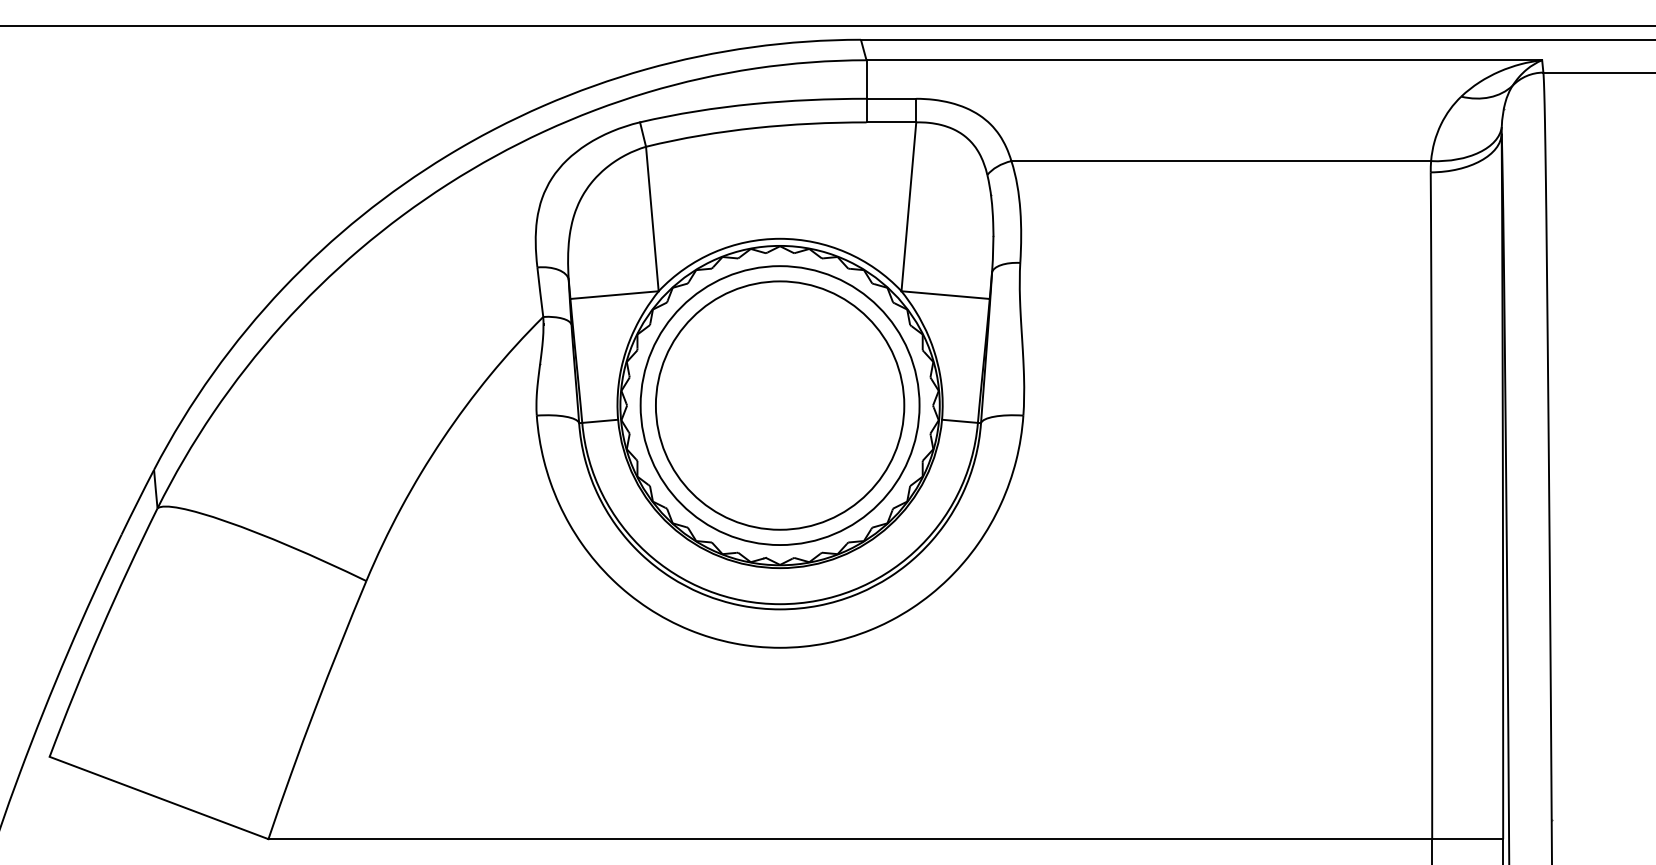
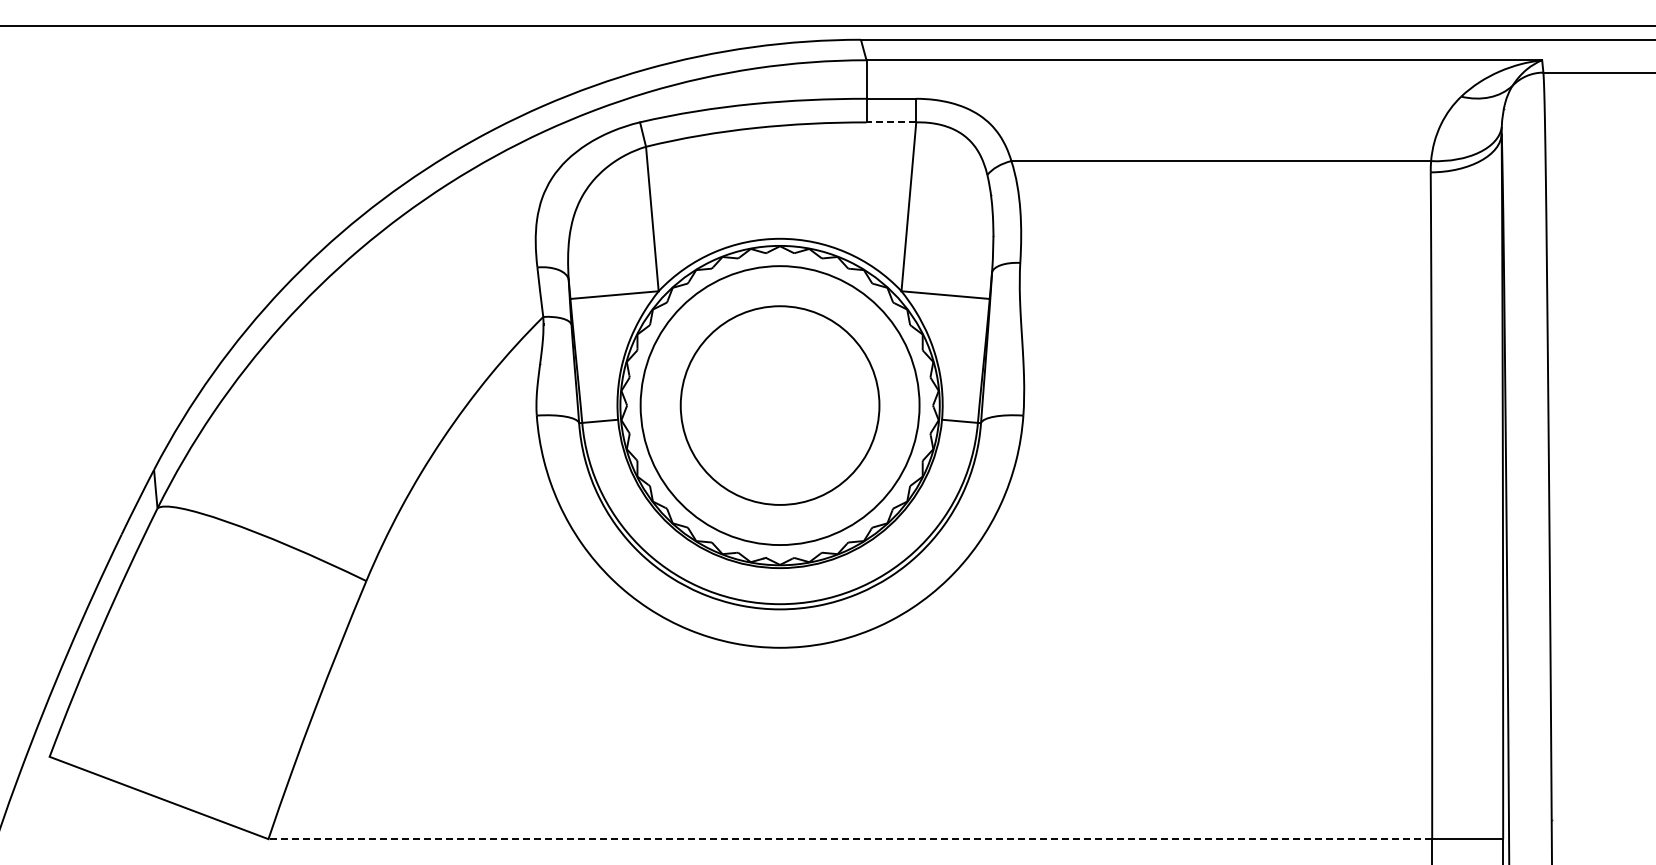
line: solid -> dashed (891, 122)
circle diameter: 248 px -> 199 px (779, 405)
line: solid -> dashed (850, 839)
